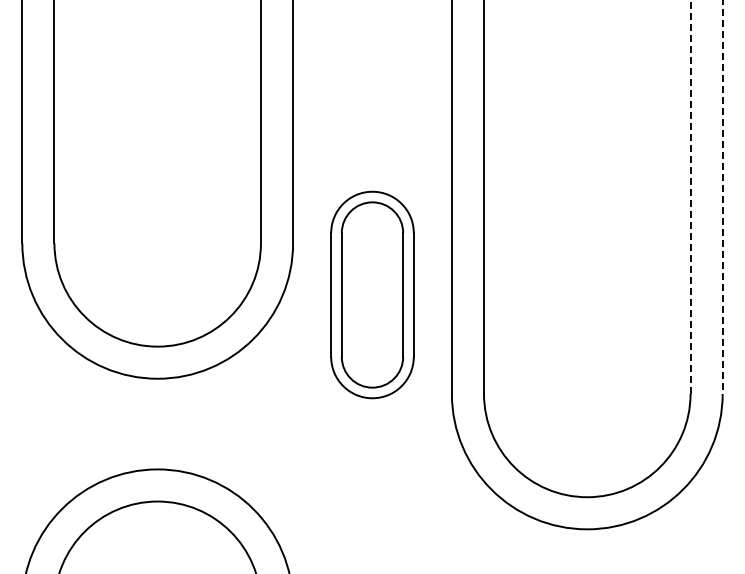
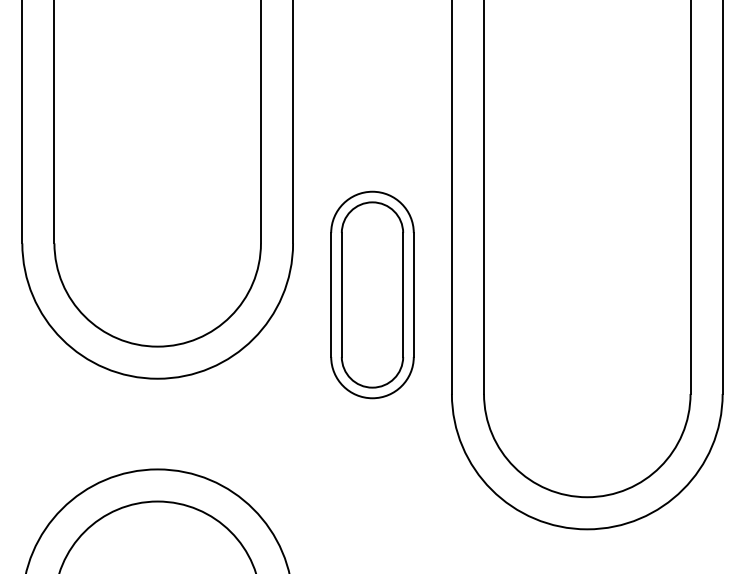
line: dashed -> solid (690, 197)
line: dashed -> solid (722, 197)
